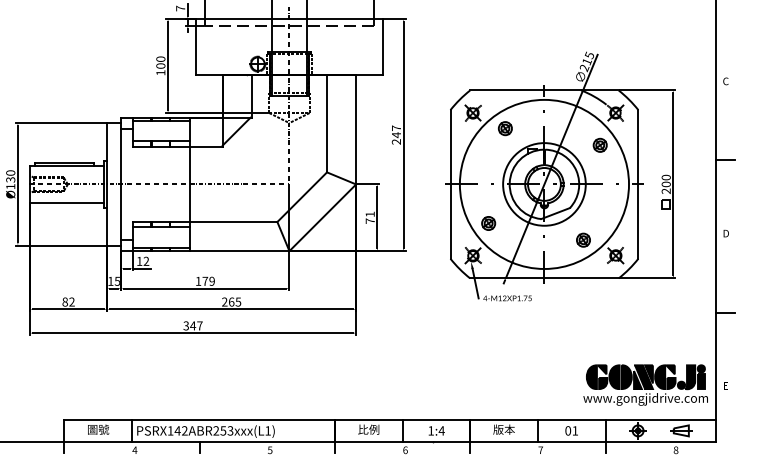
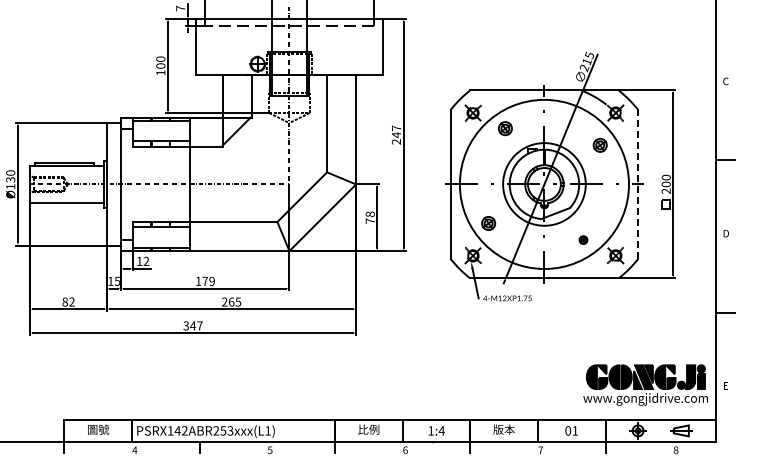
line: solid -> dashed (638, 183)
text: 71 -> 78 (369, 214)
part size: 15x16 px -> 11x10 px (583, 239)
